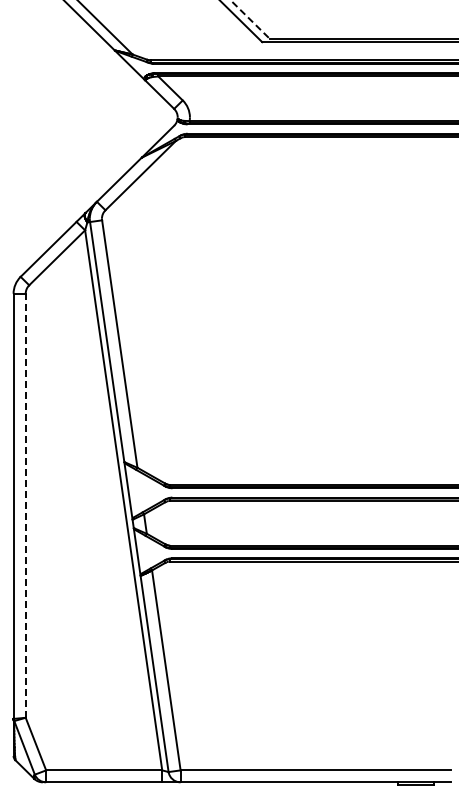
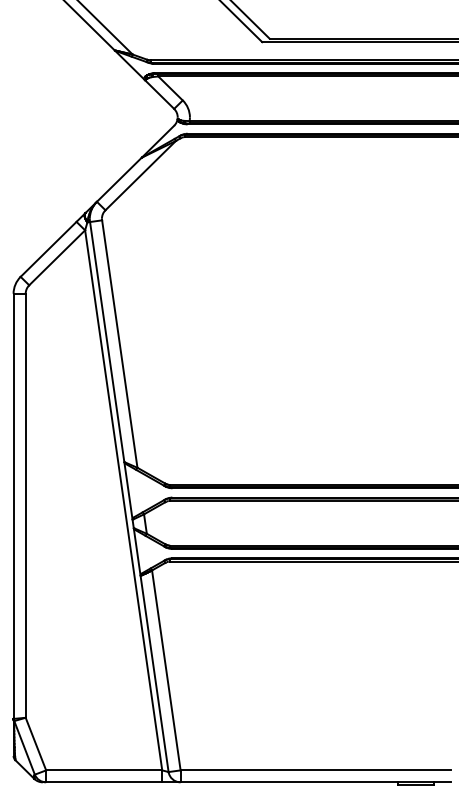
line: dashed -> solid (250, 19)
line: dashed -> solid (25, 505)
